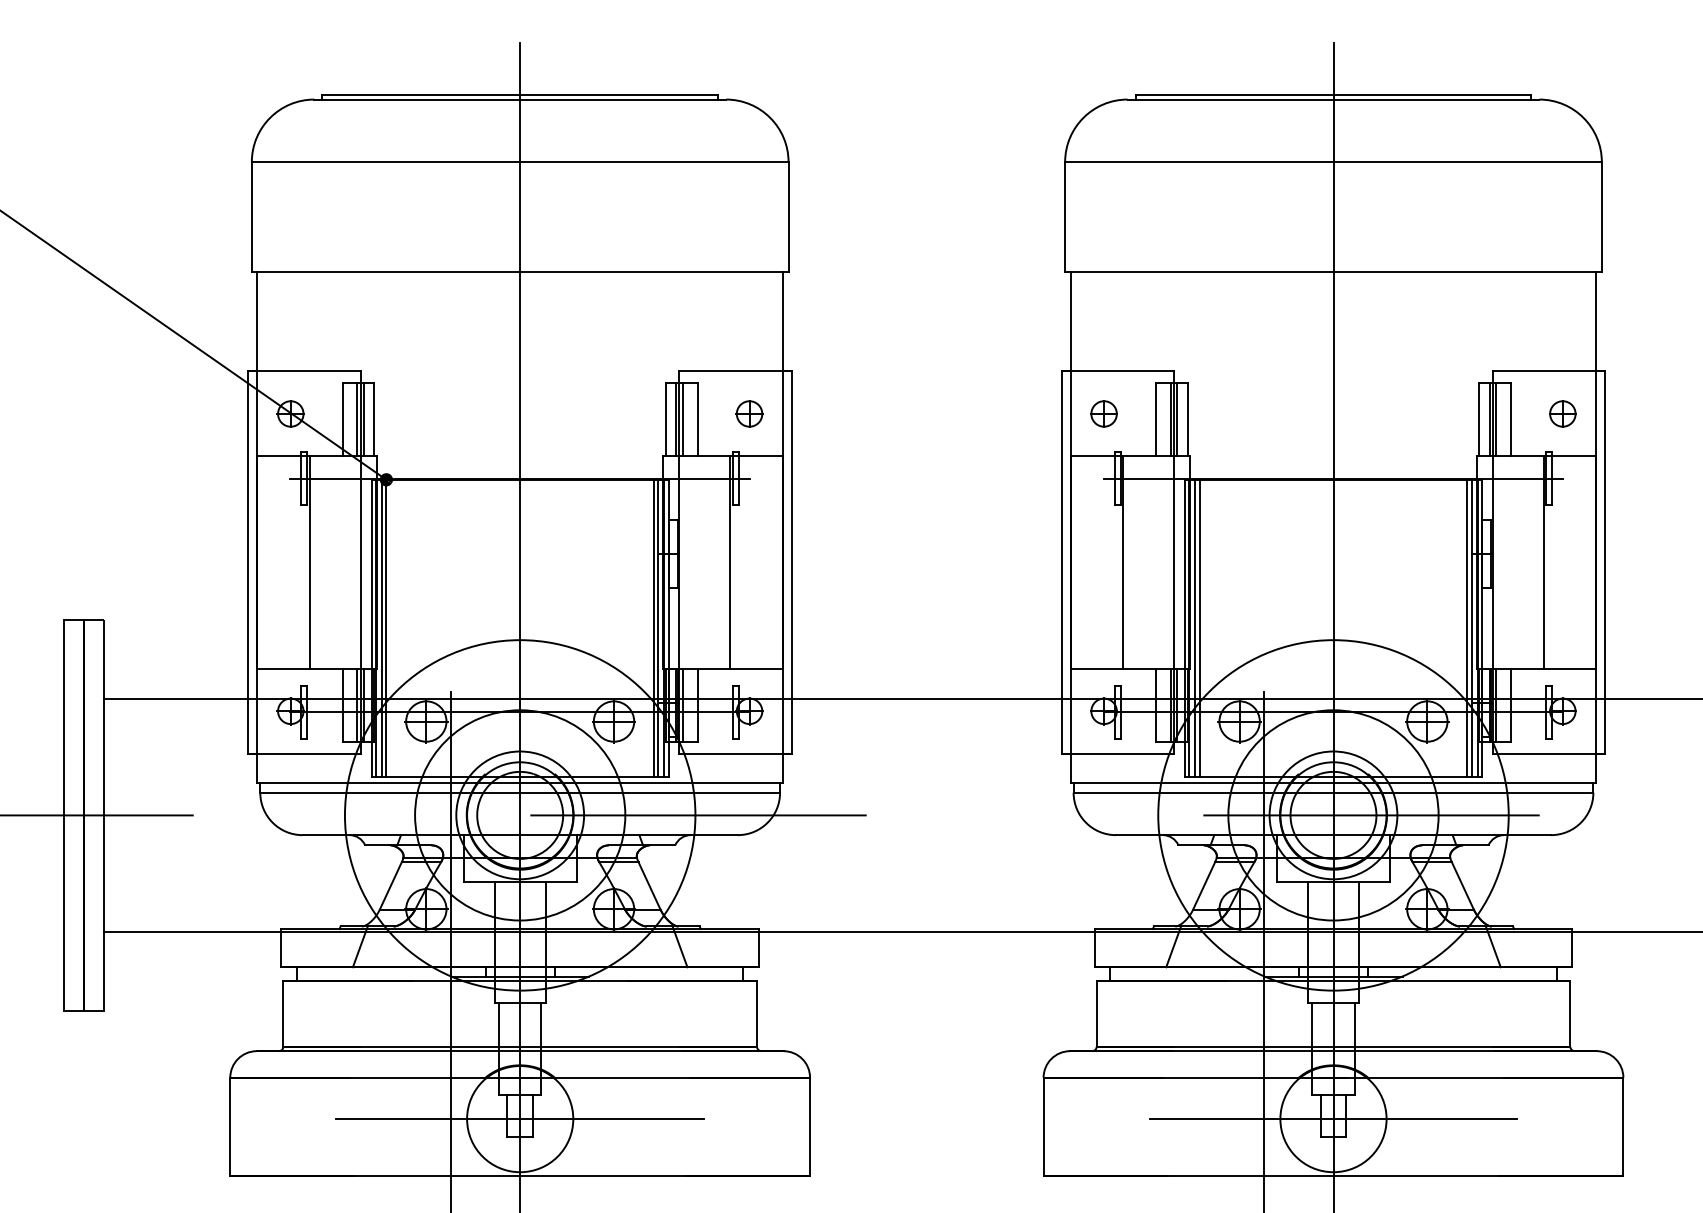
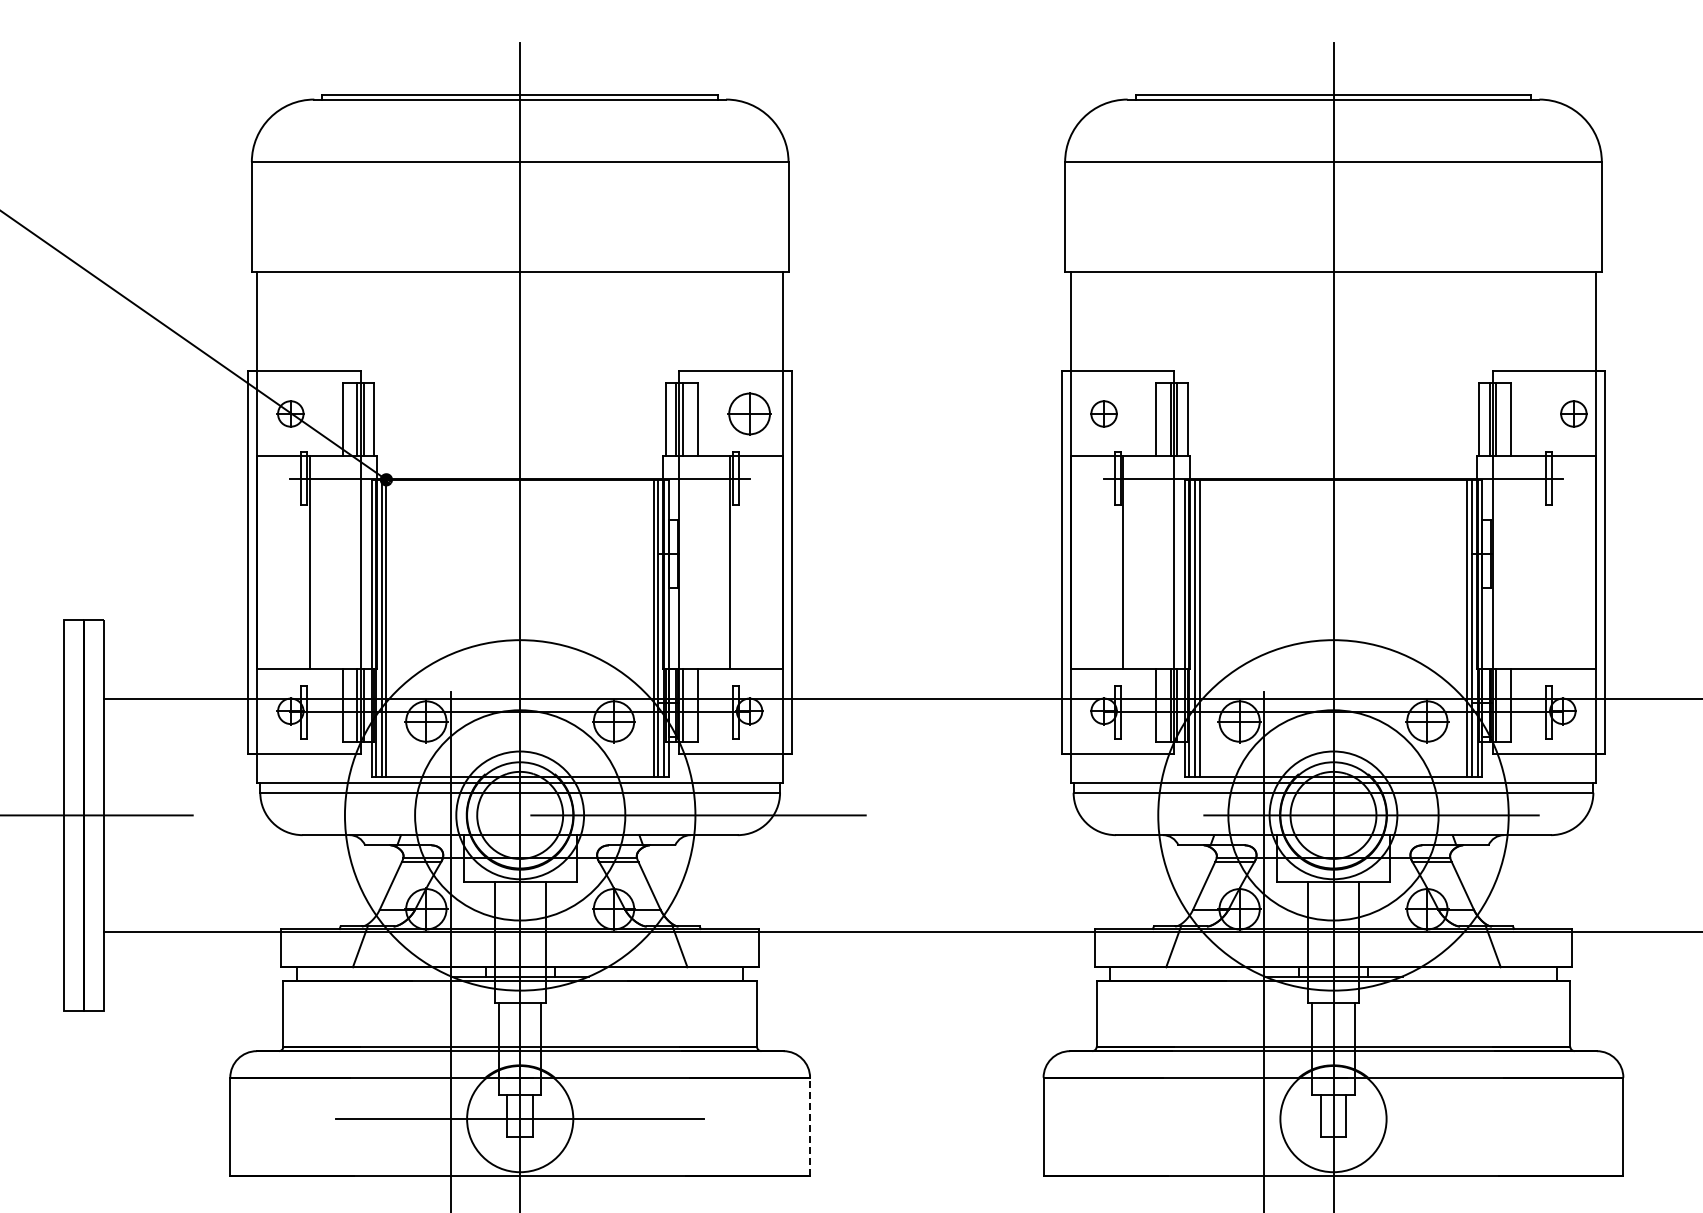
part size: 29x28 px -> 45x44 px (749, 413)
part position: (1562, 413) -> (1573, 413) (1573, 413)
line: present -> none (1543, 562)
line: present -> none (1333, 1119)
line: solid -> dashed (810, 1126)
